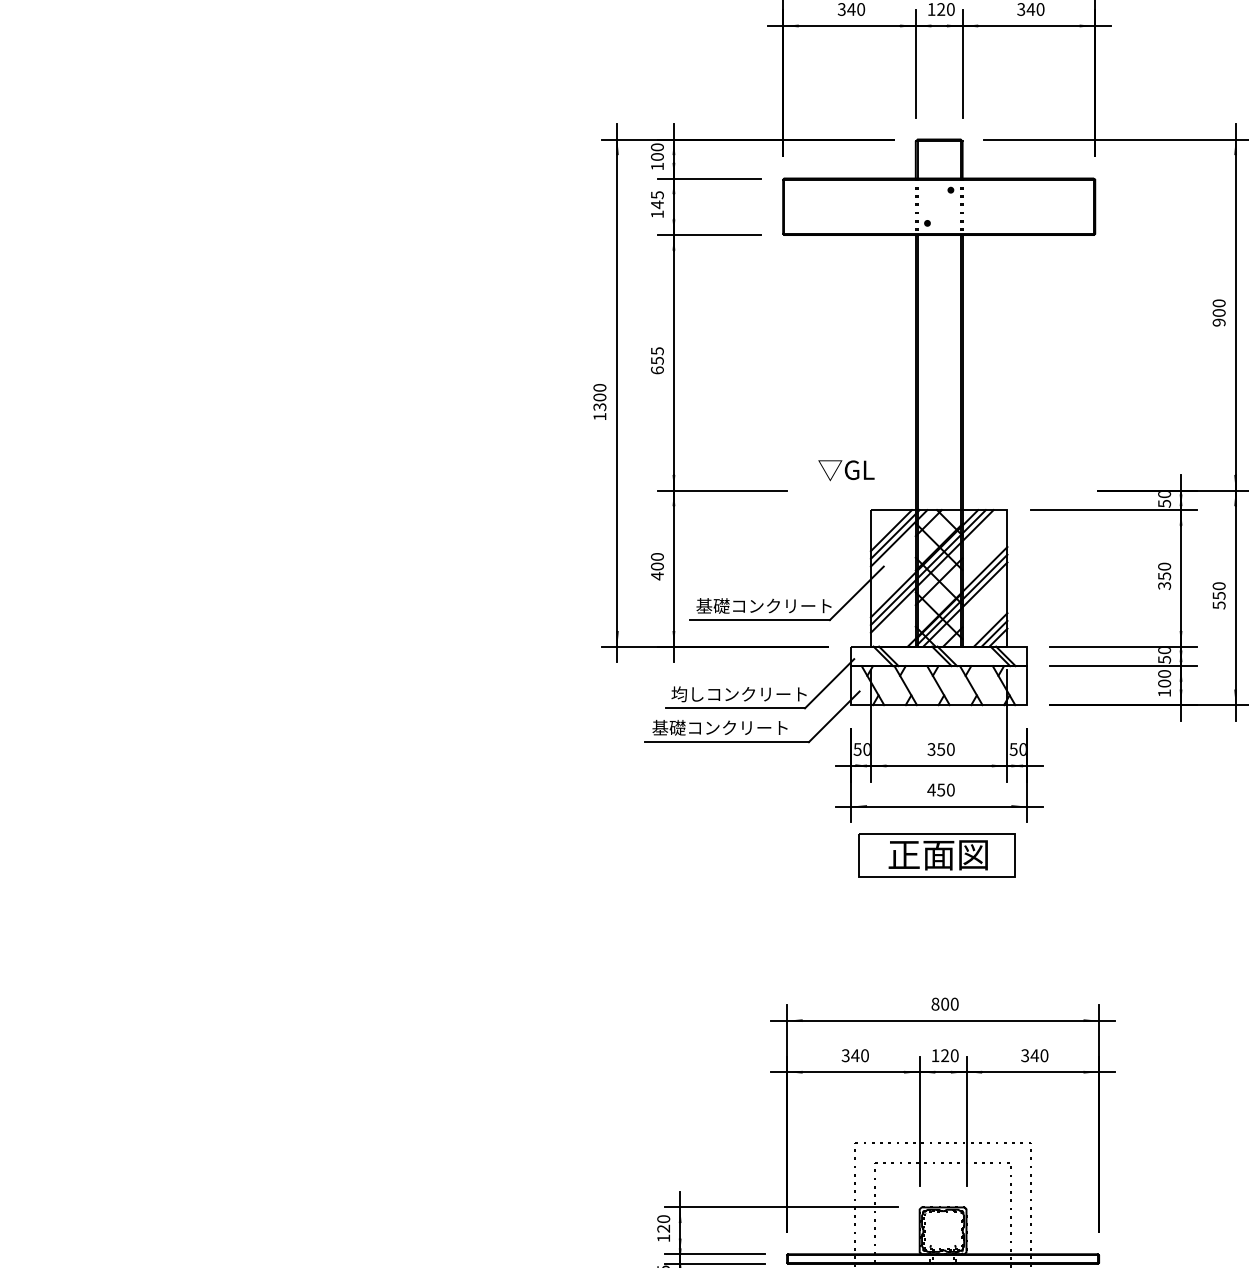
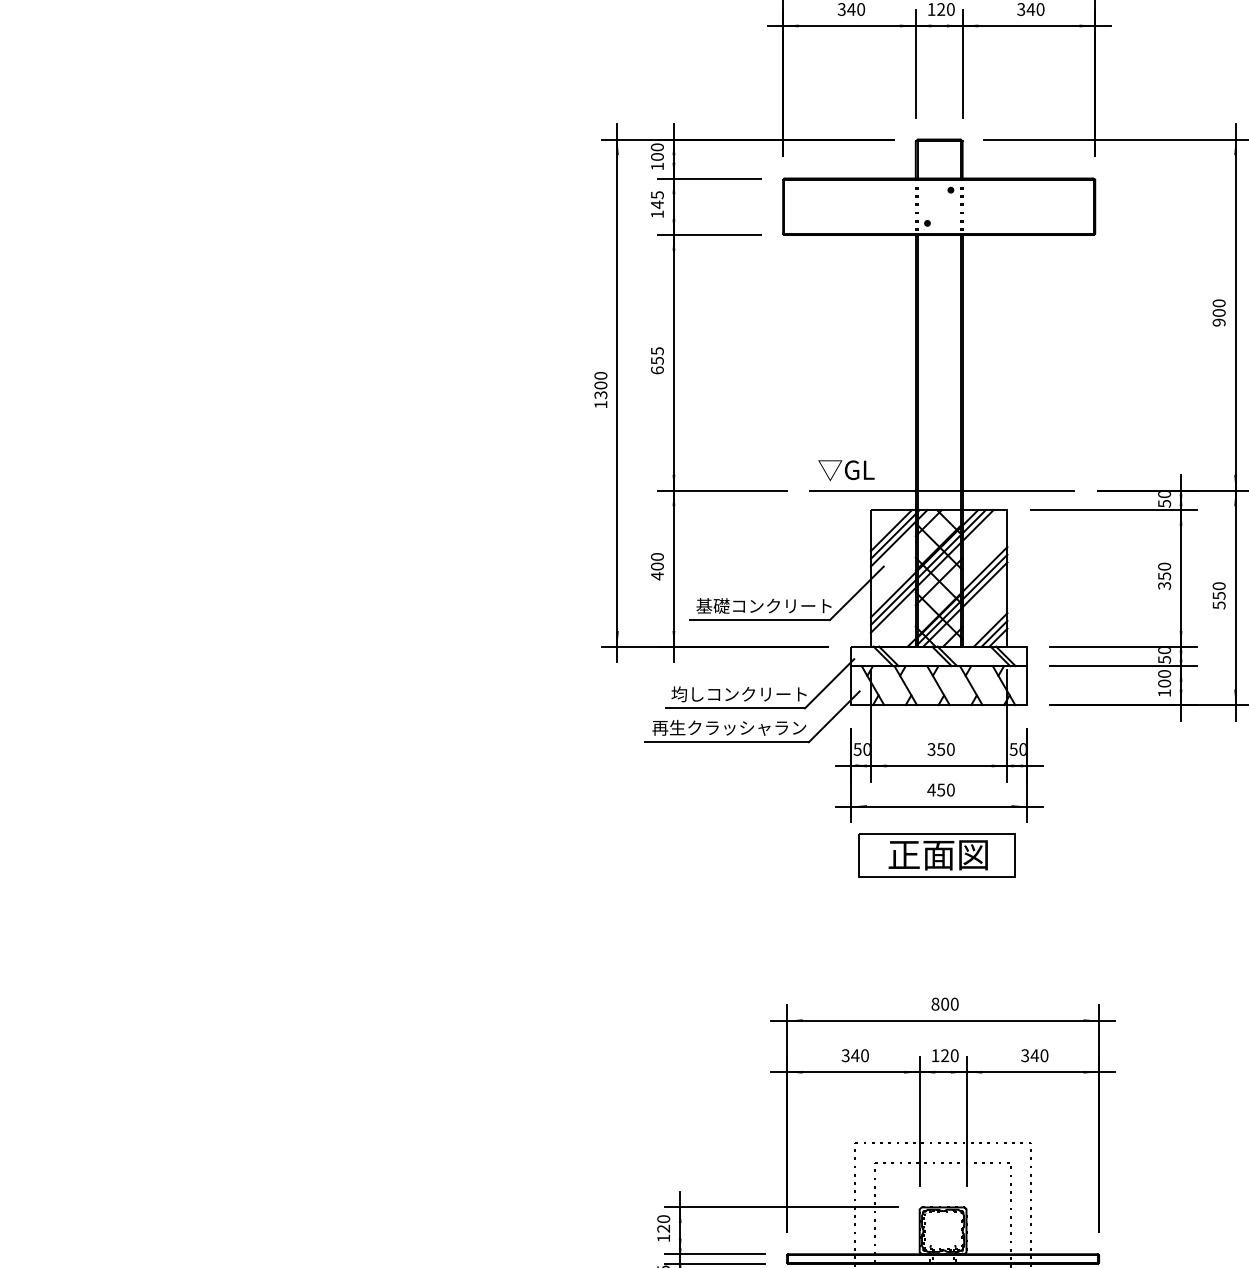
text position: (599, 401) -> (600, 389) (600, 389)
line: none -> present (942, 490)
text: 基礎コンクリート -> 再生クラッシャラン (729, 727)
